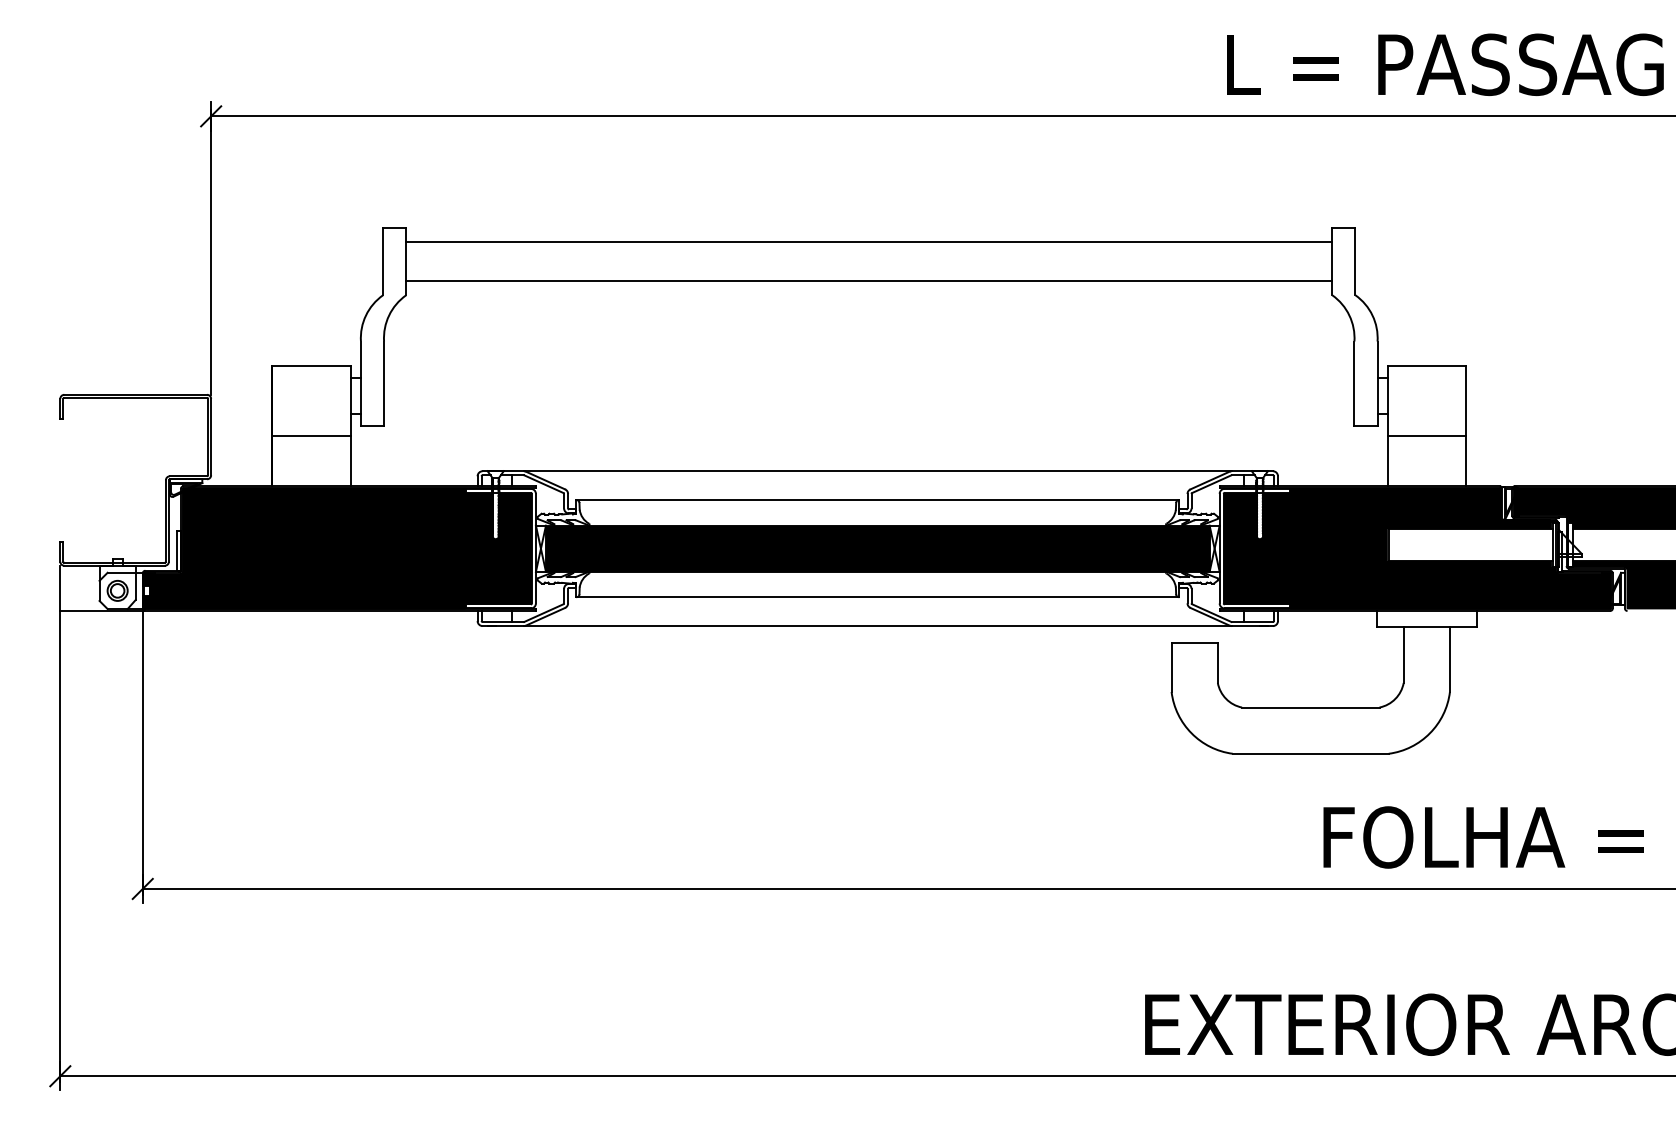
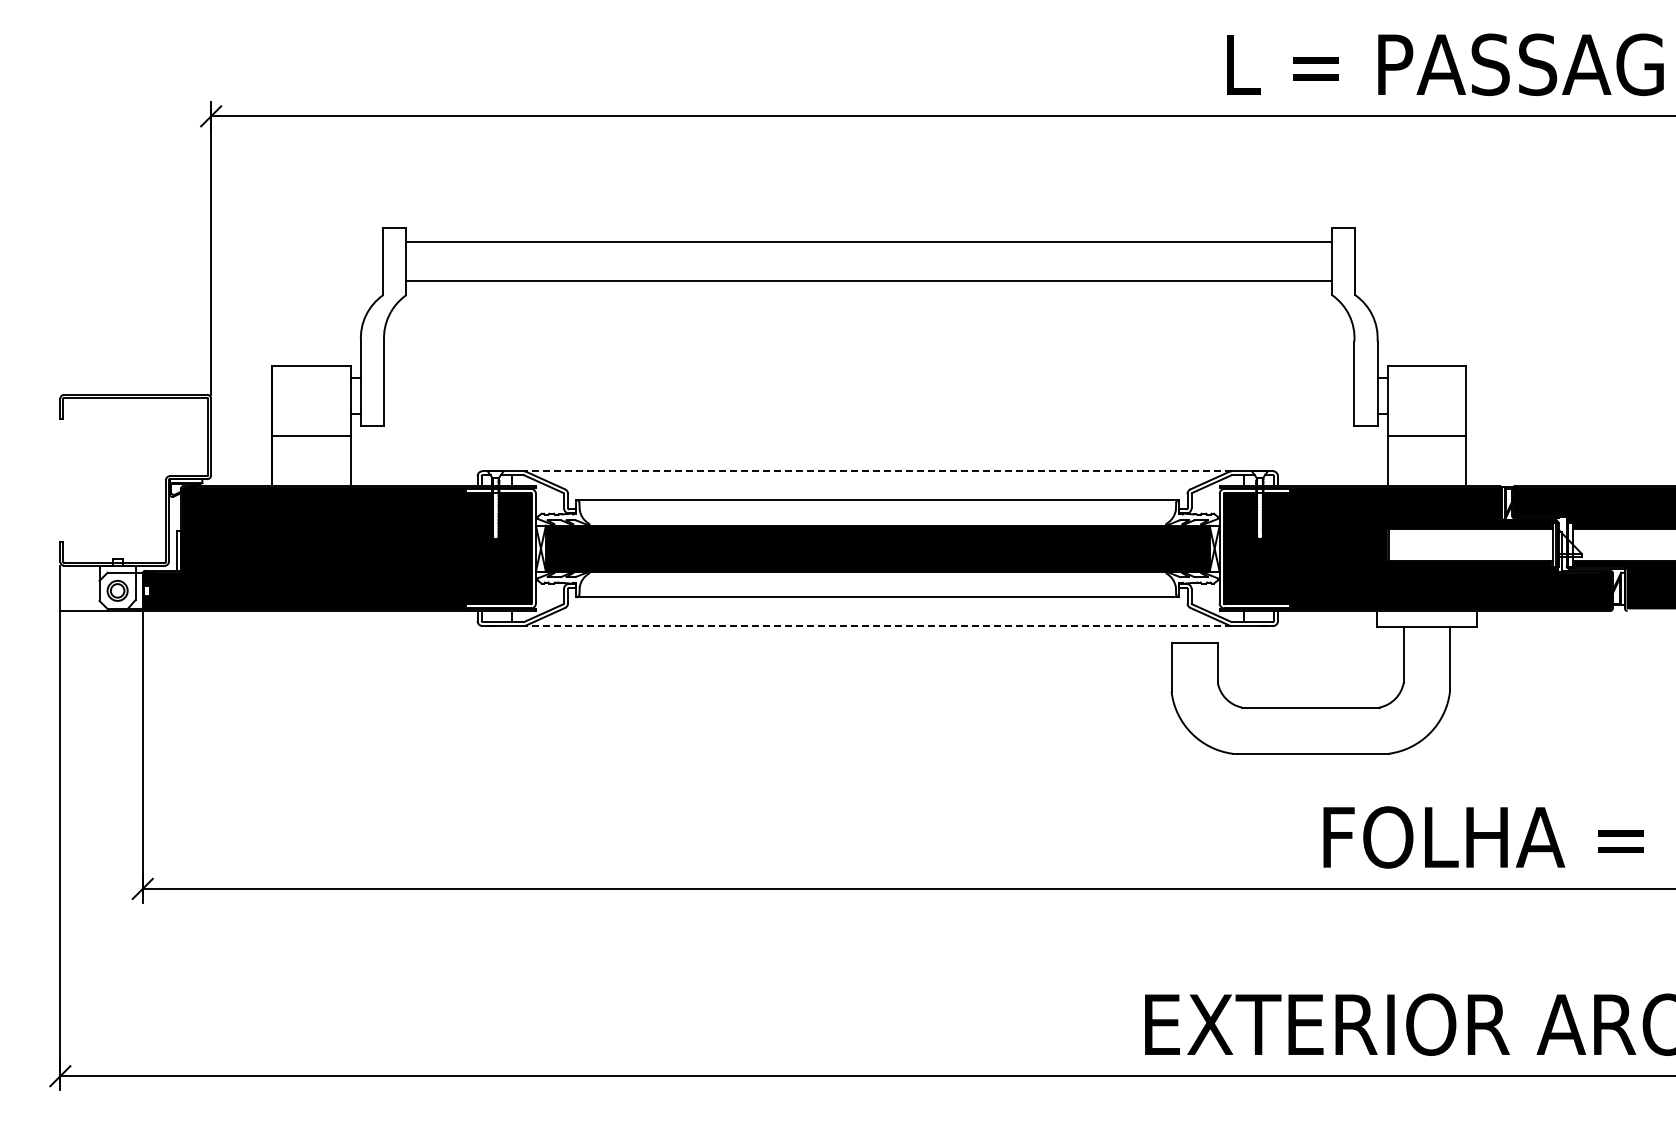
line: solid -> dashed (877, 471)
line: solid -> dashed (877, 626)
